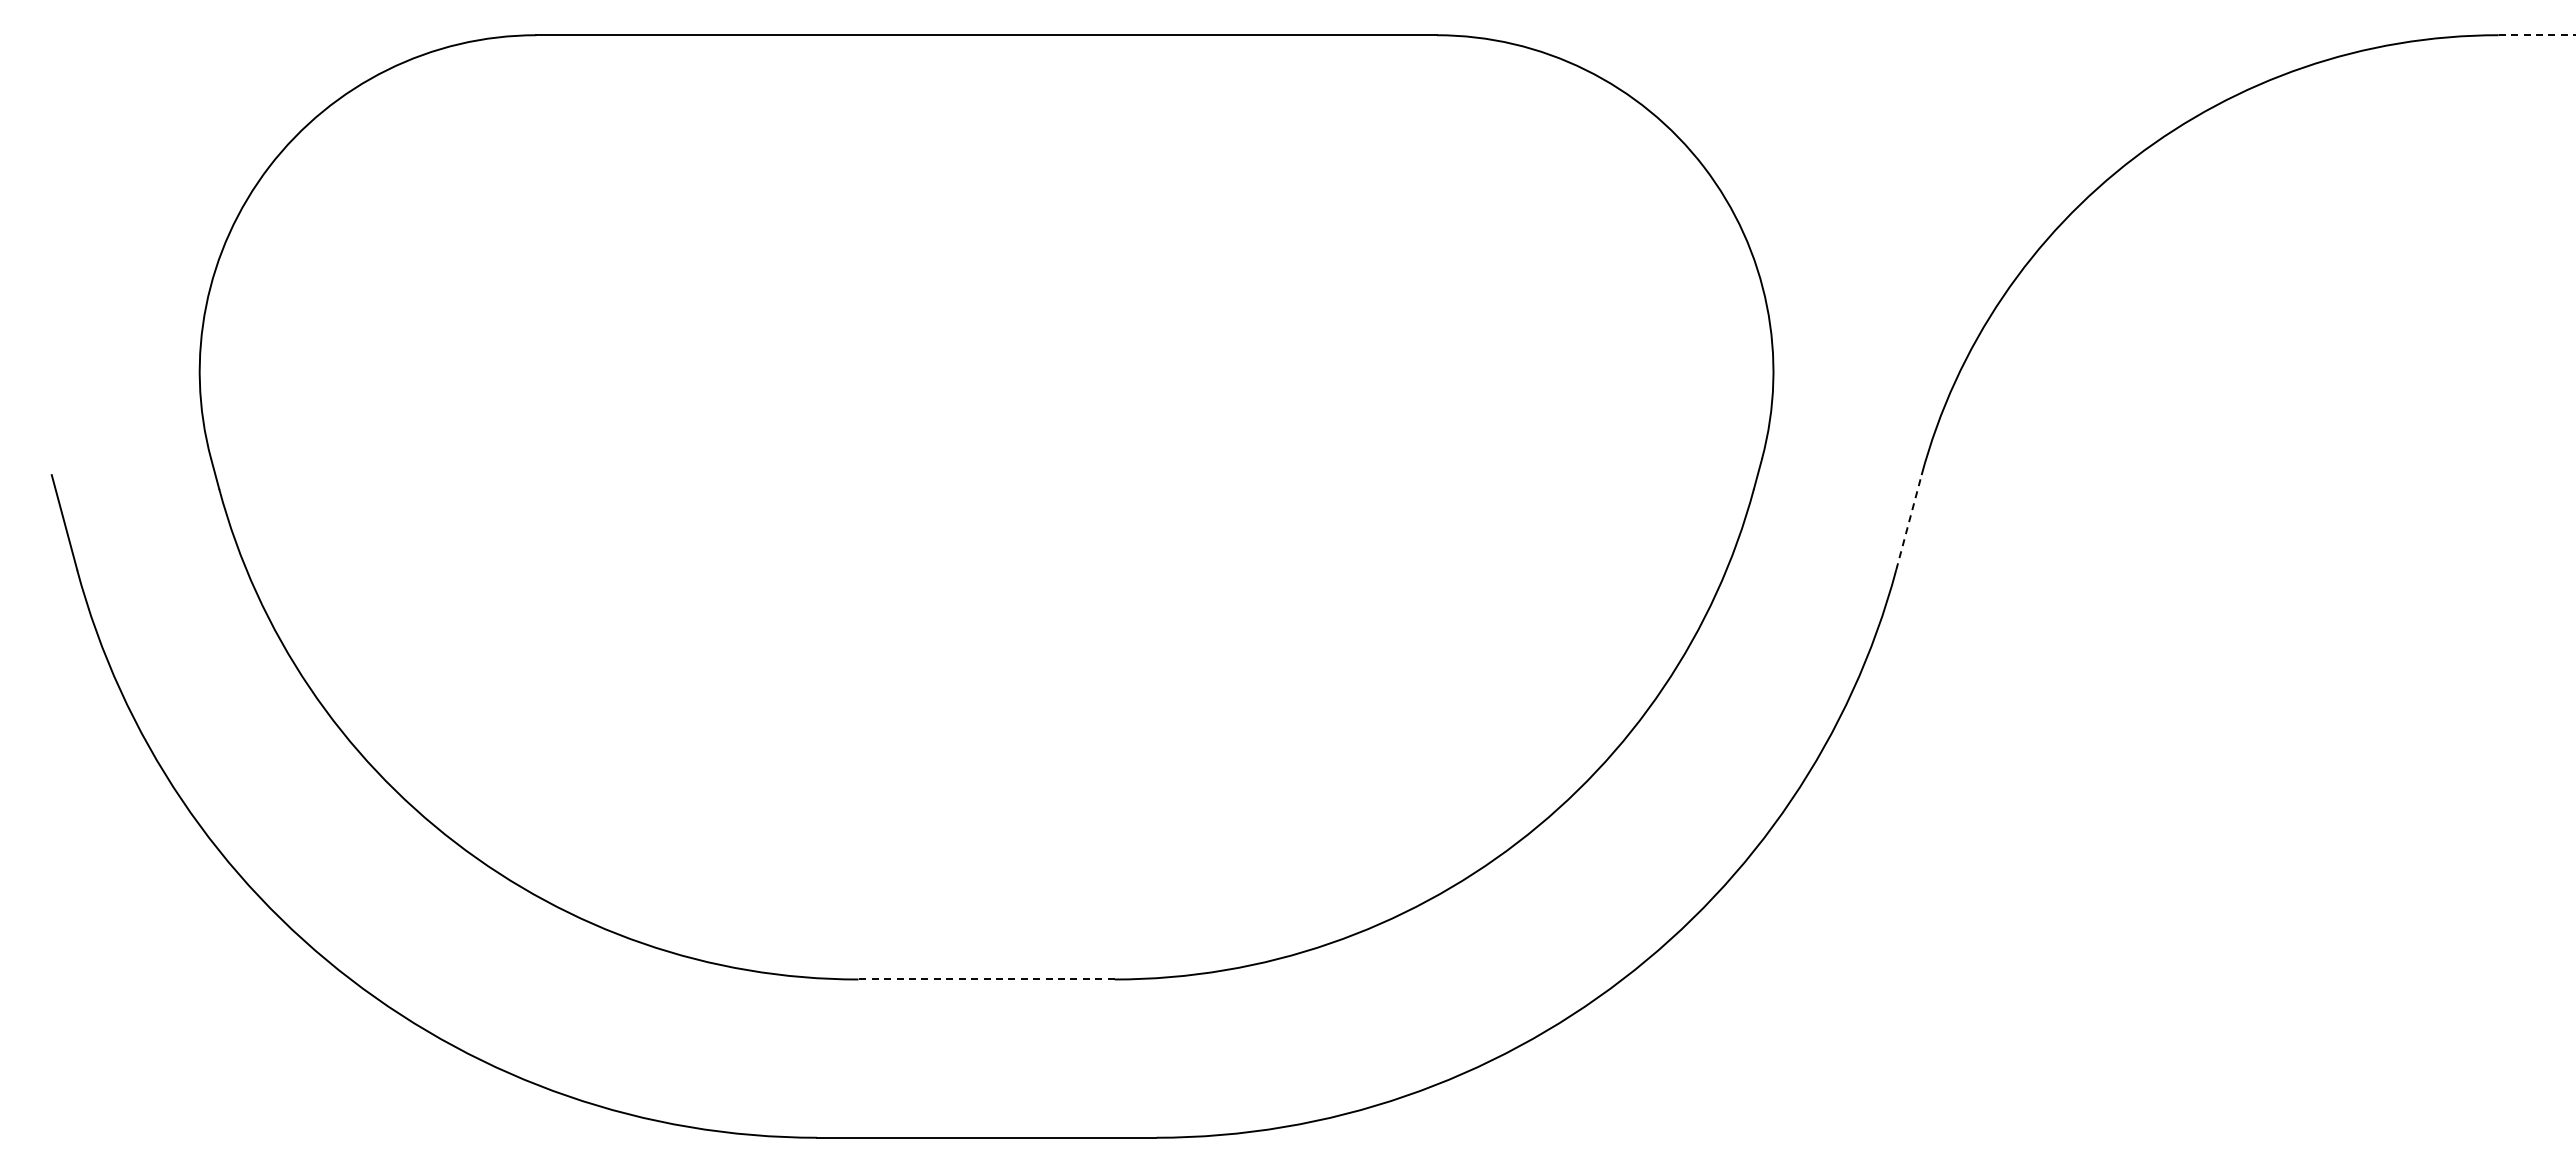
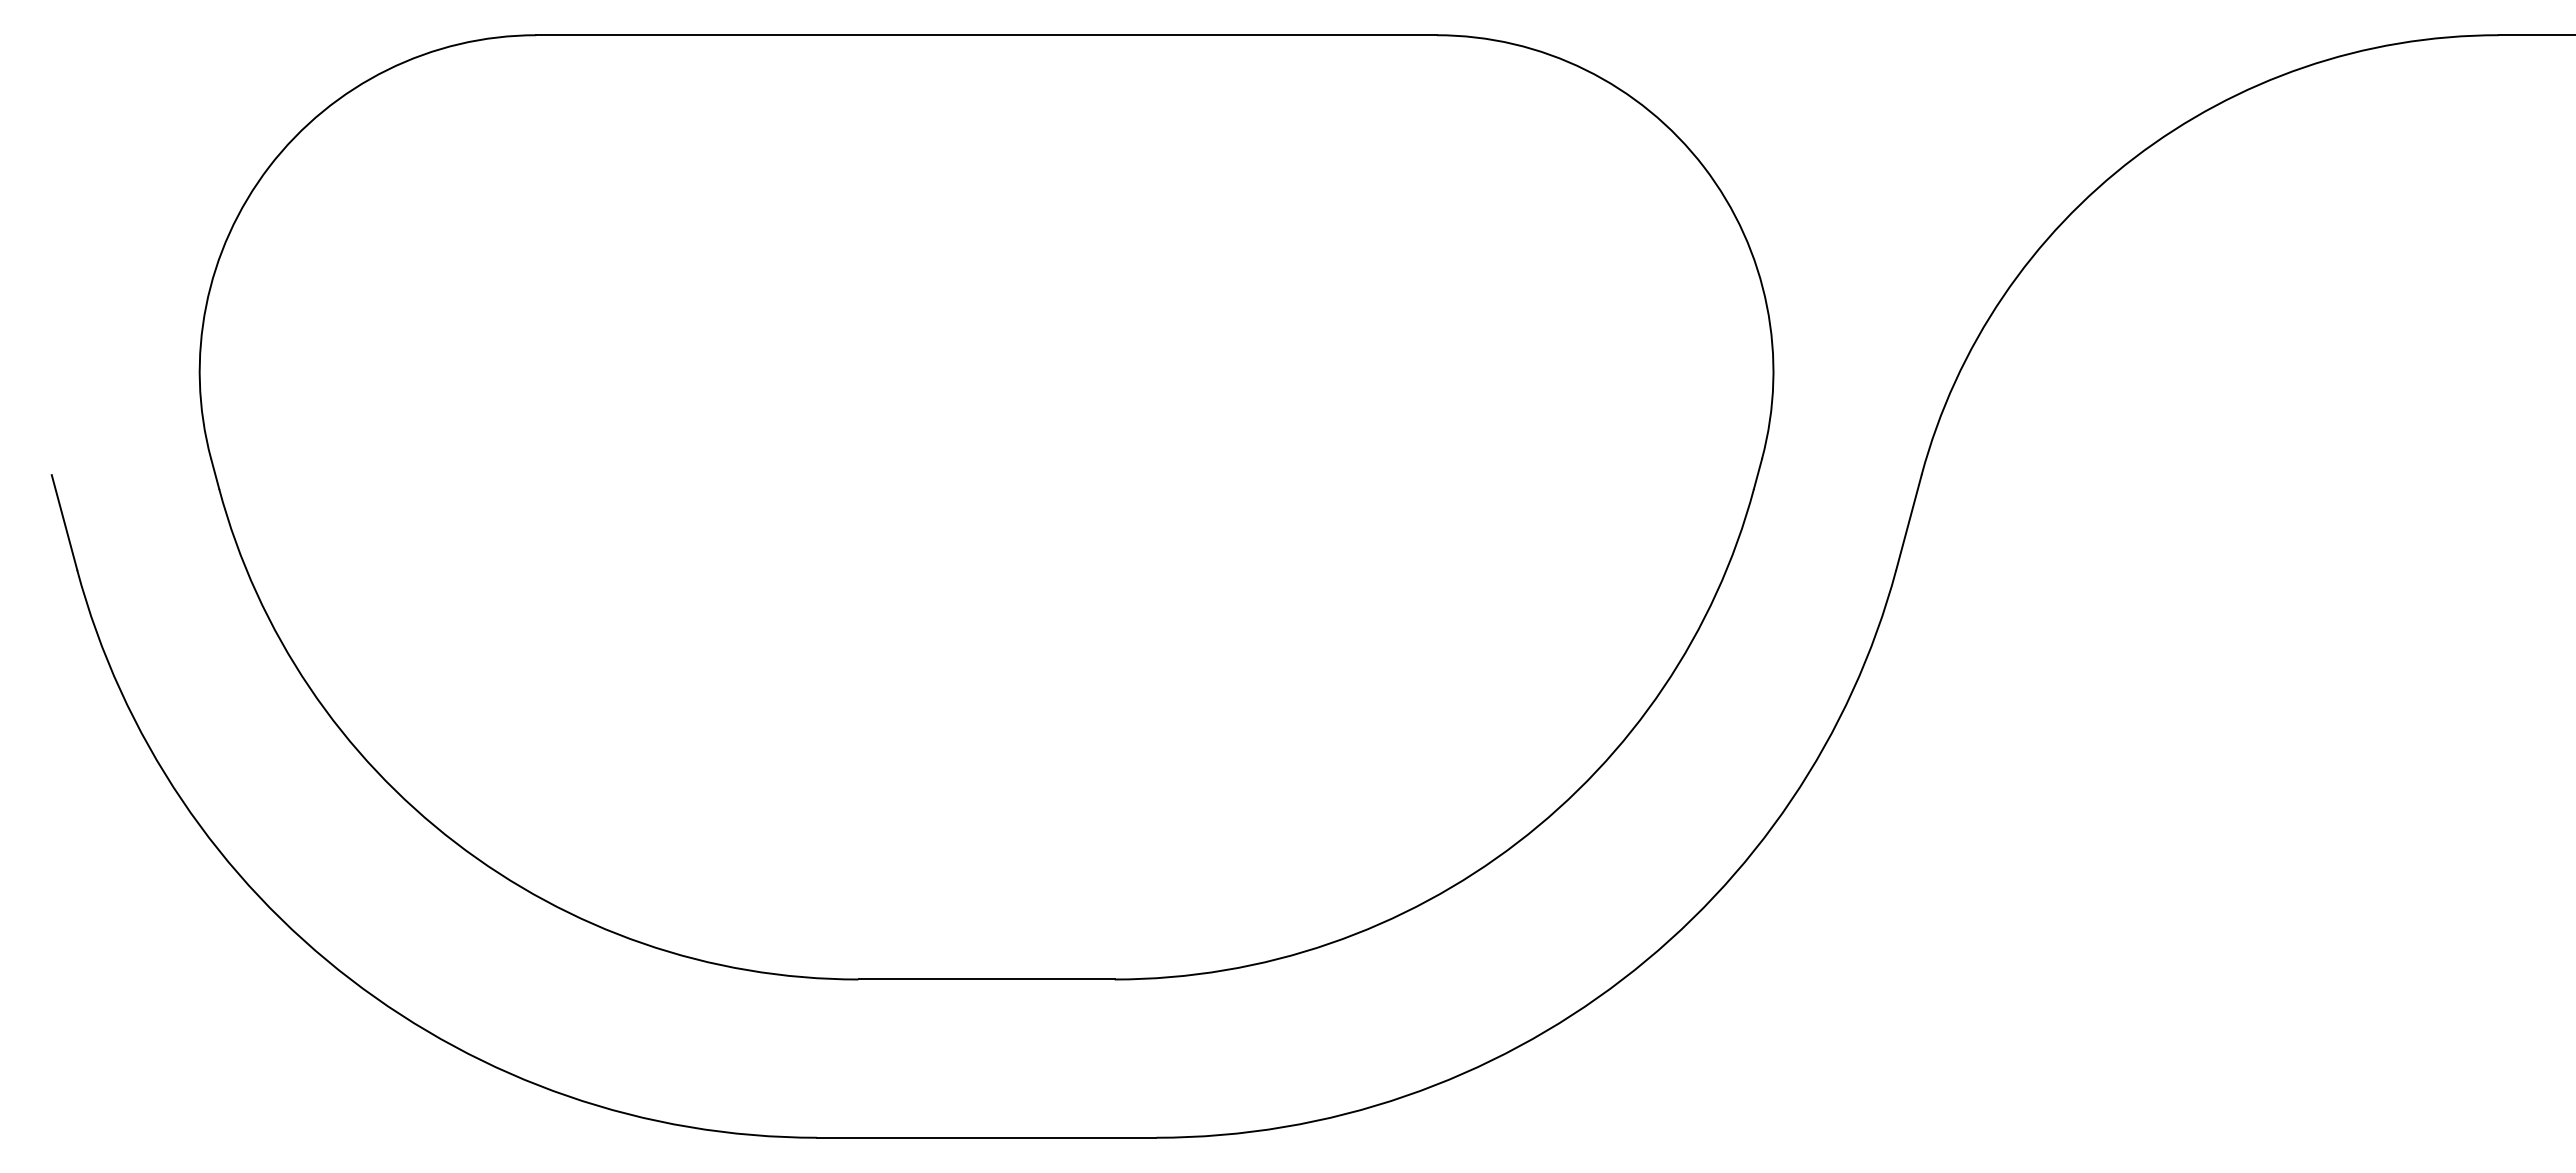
line: dashed -> solid (2537, 35)
line: dashed -> solid (1909, 522)
line: dashed -> solid (986, 979)
